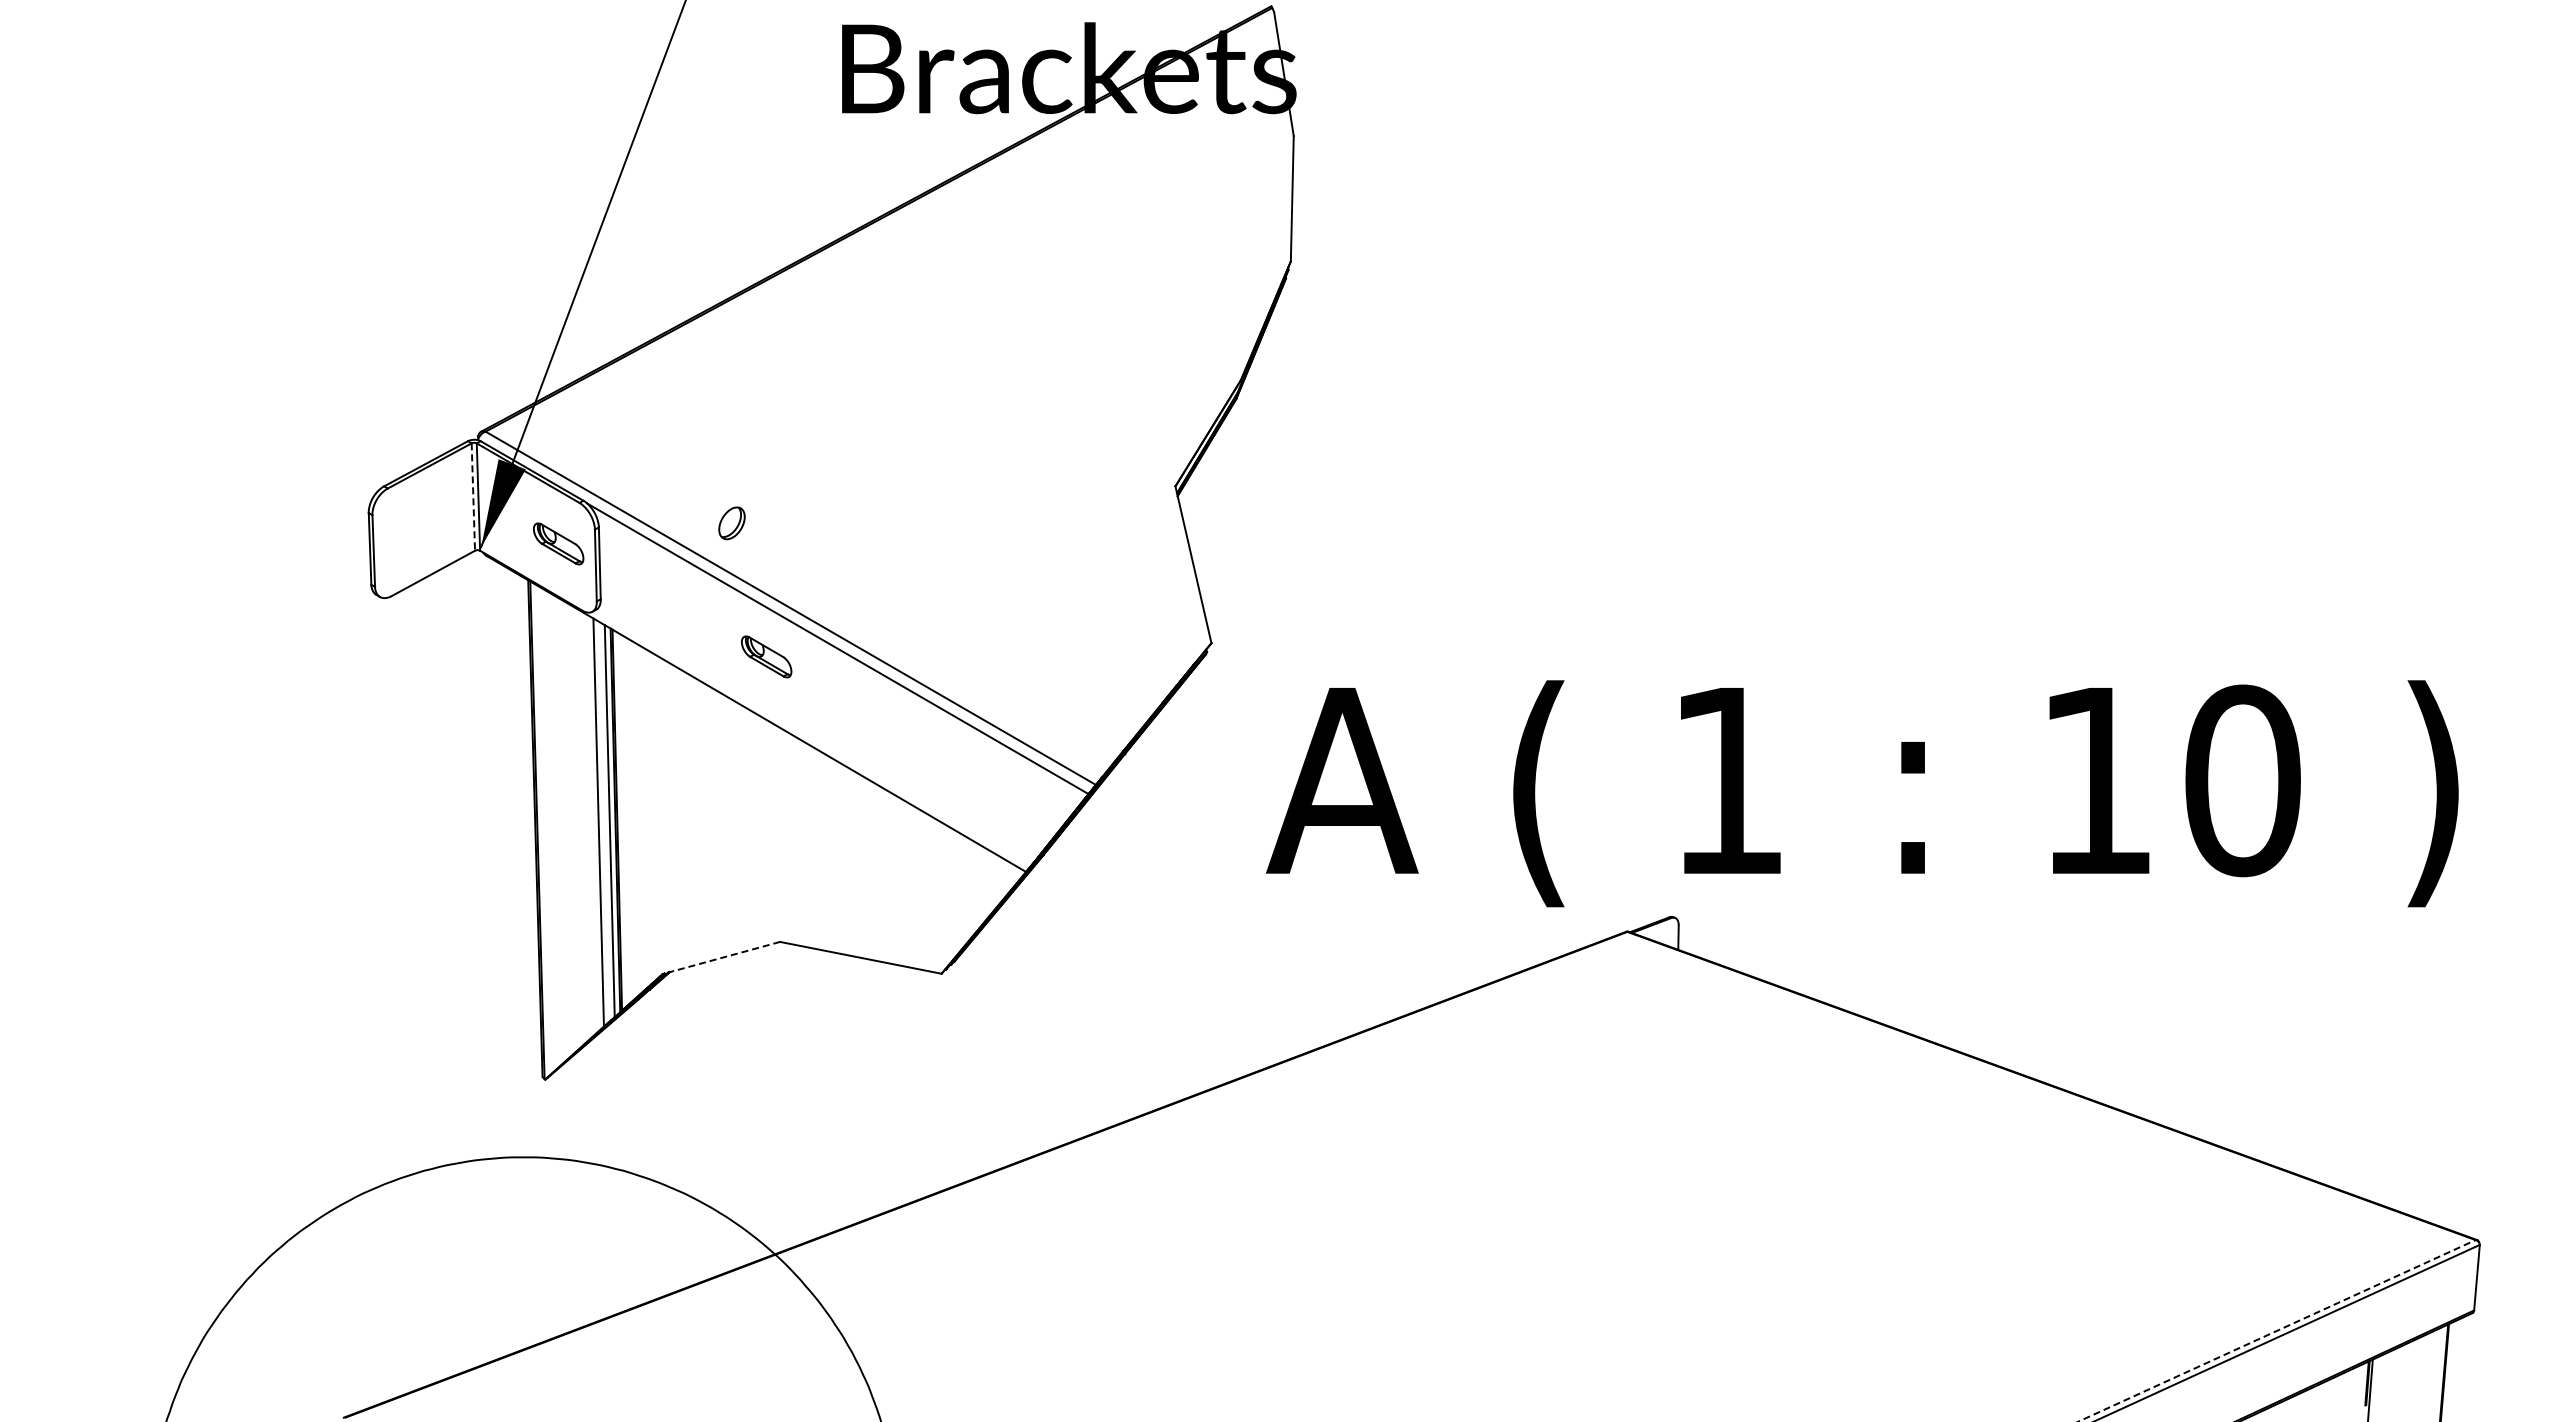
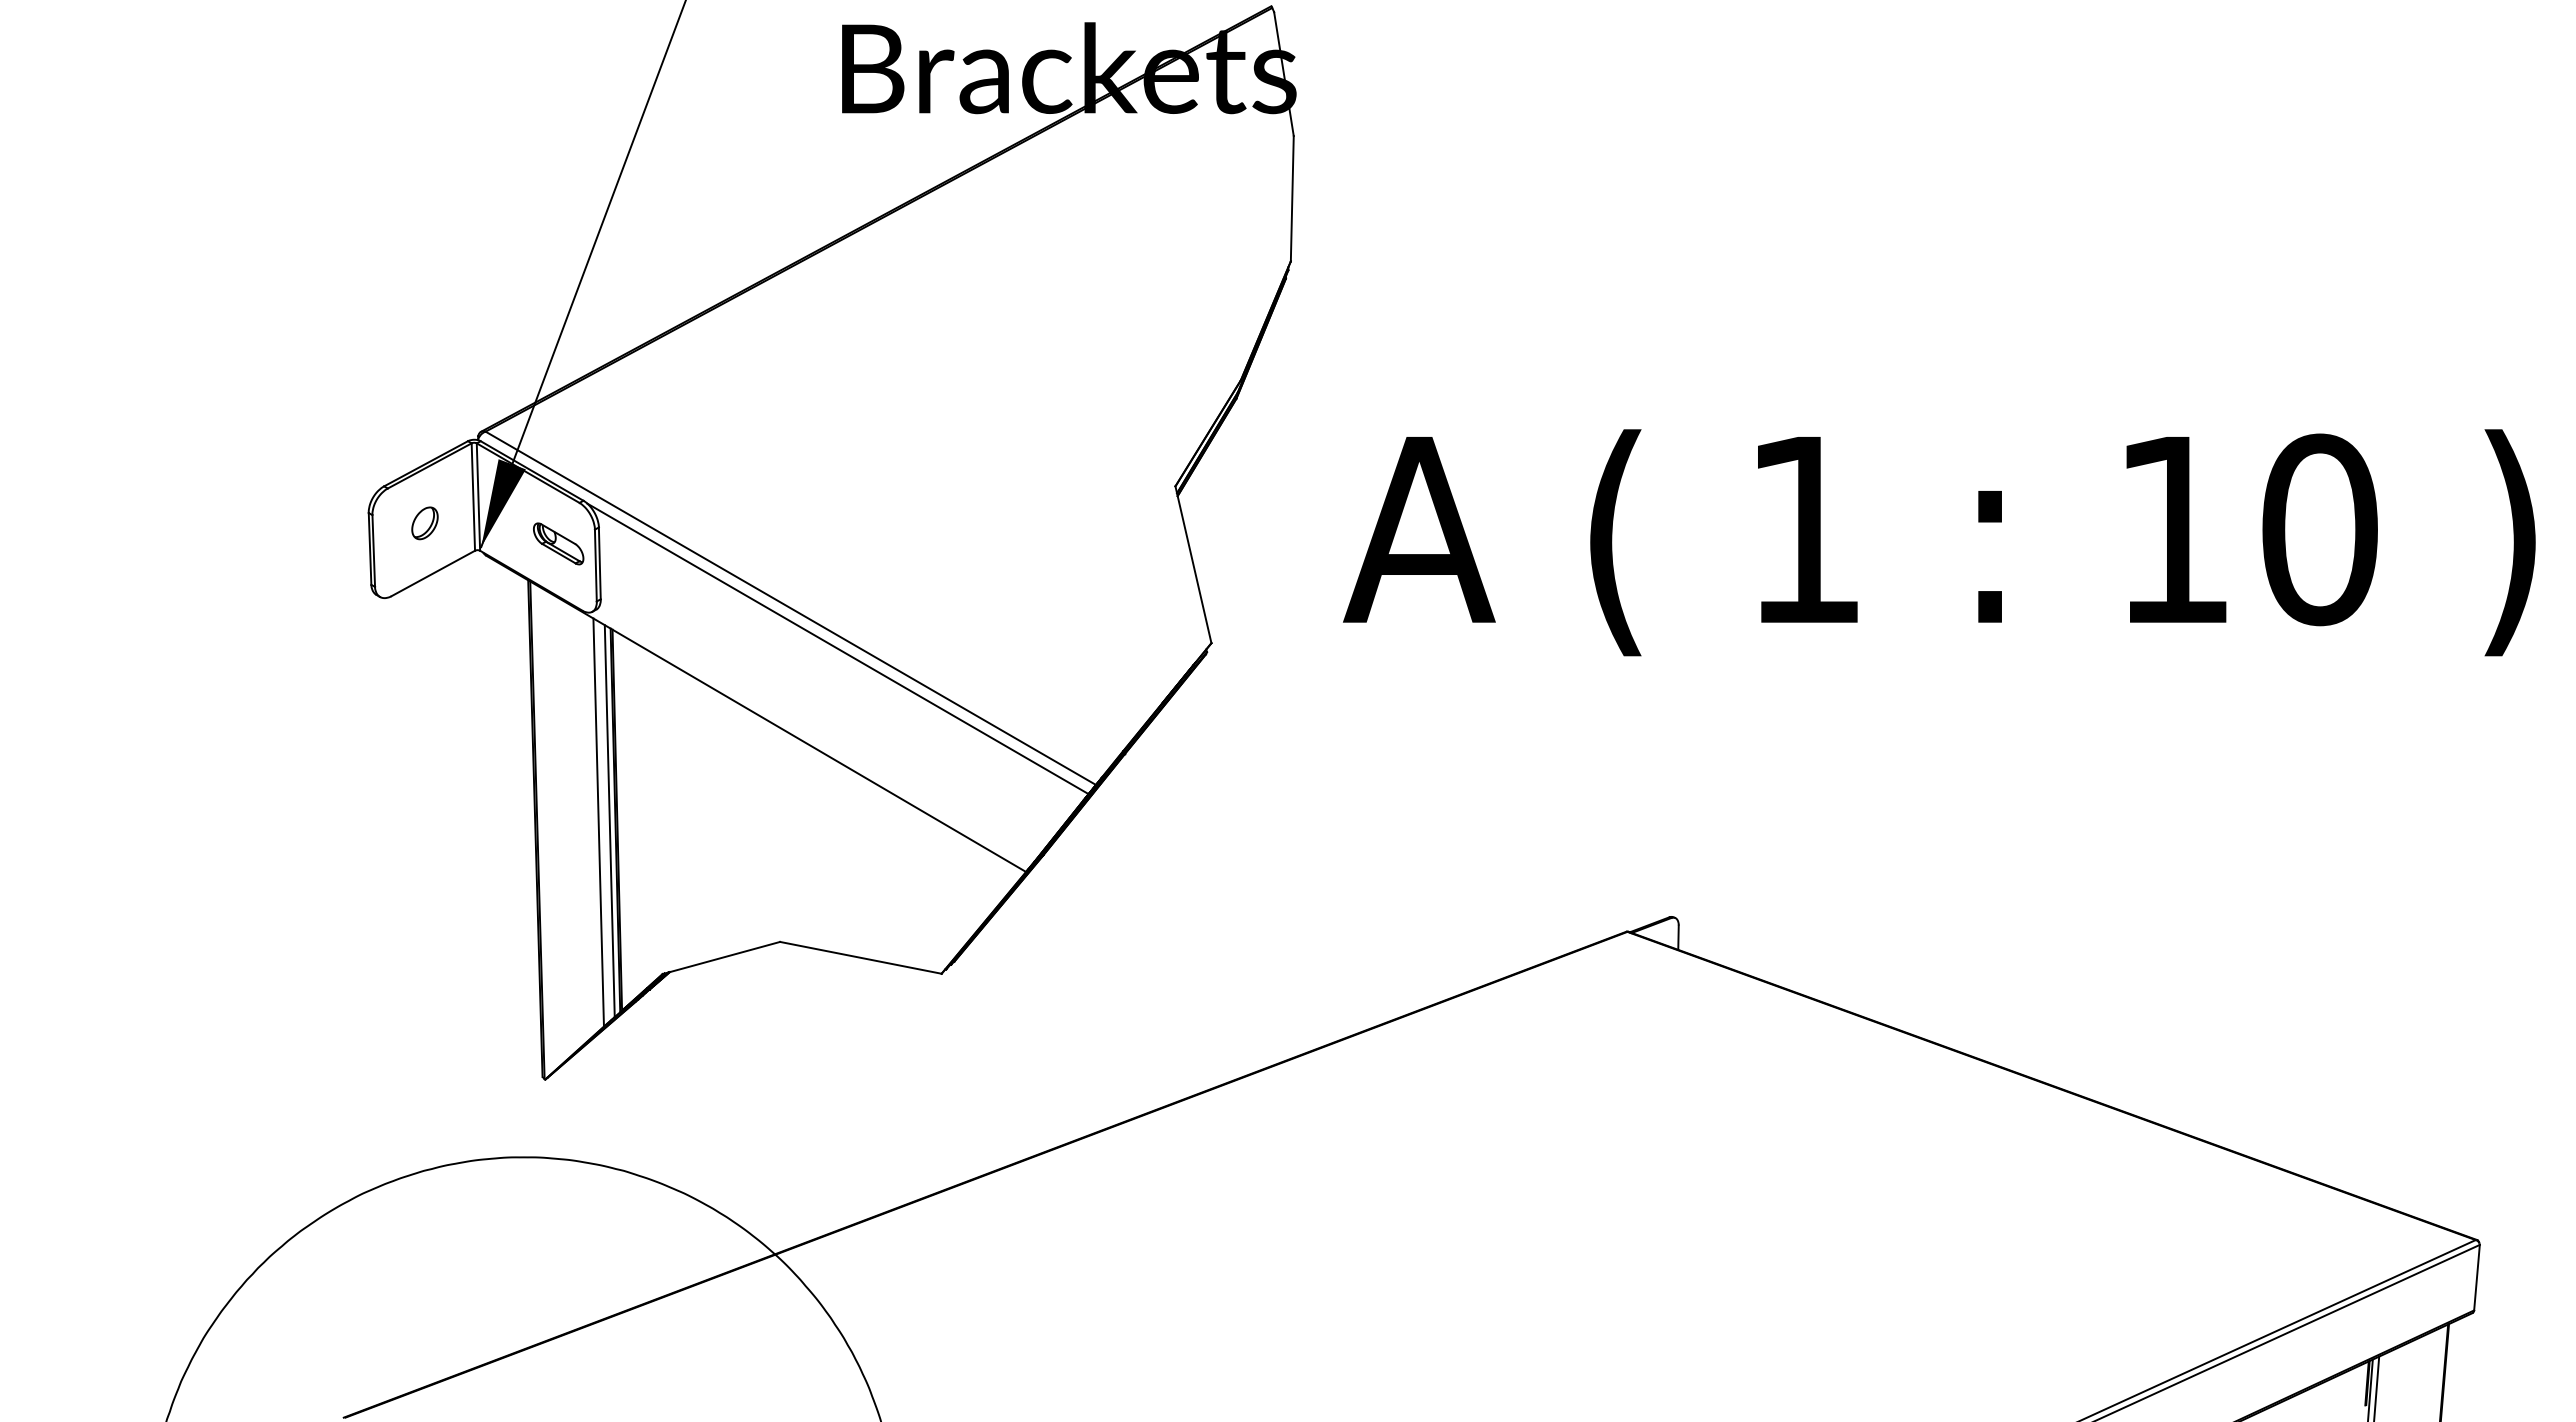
line: dashed -> solid (473, 497)
part position: (731, 523) -> (424, 523) (424, 523)
part: present -> none (766, 656)
text position: (1862, 793) -> (1939, 542) (1939, 542)
line: dashed -> solid (721, 958)
line: dashed -> solid (2277, 1330)
line: none -> present (2376, 1387)
